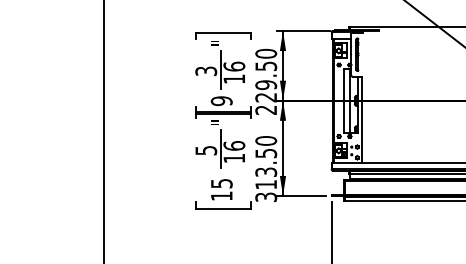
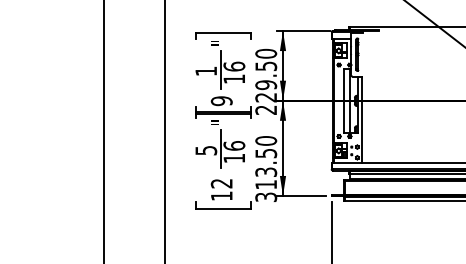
text: 3 -> 1 (206, 71)
line: none -> present (164, 131)
text: 15 -> 12 (221, 183)
